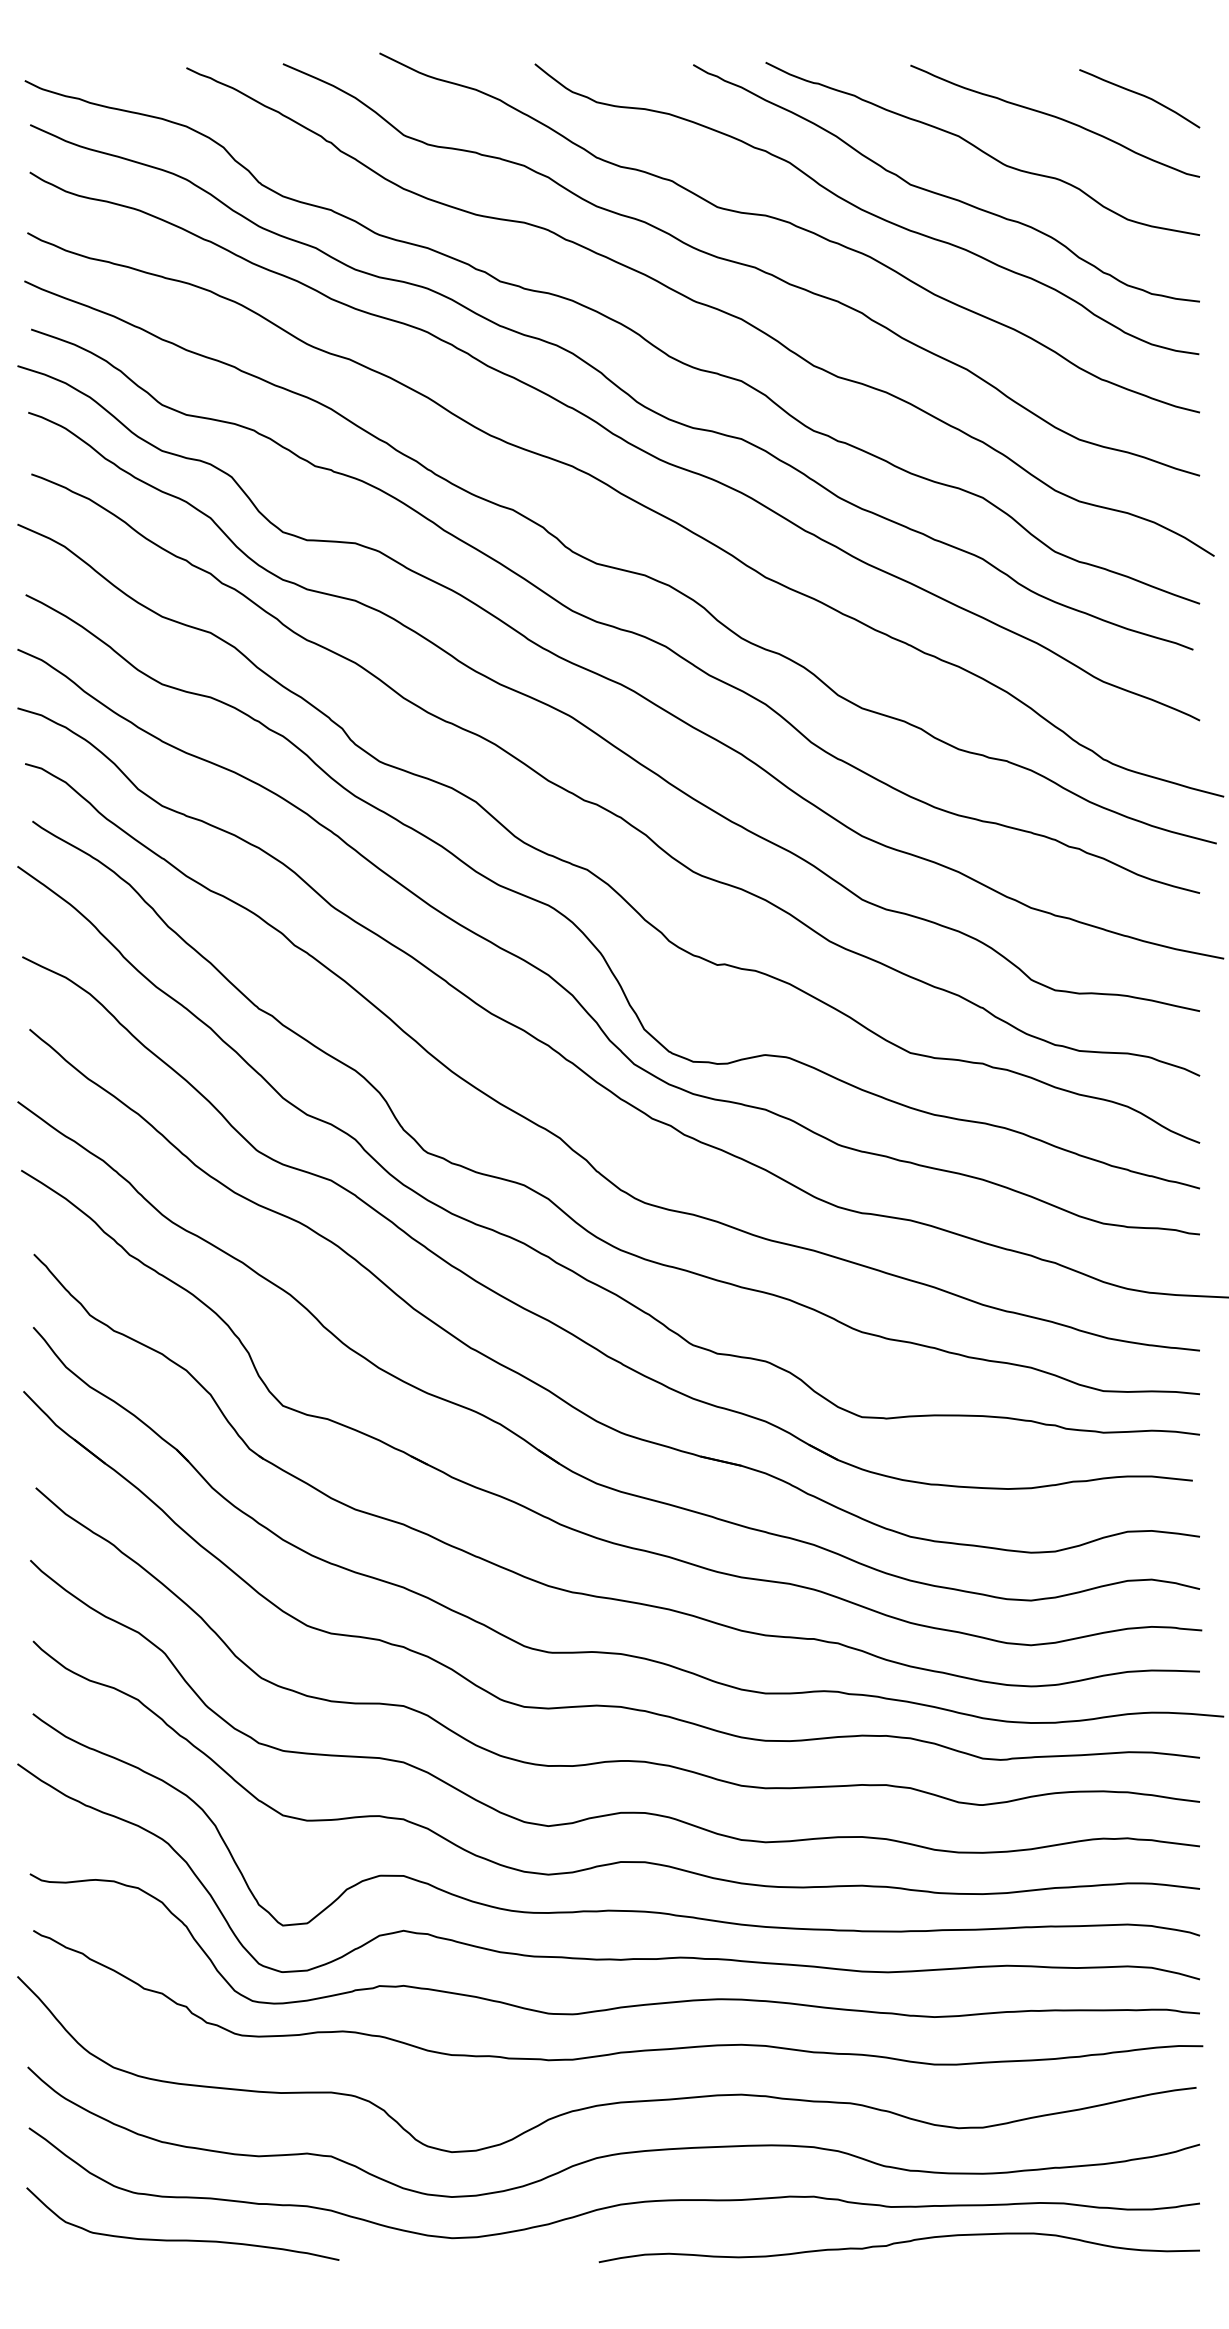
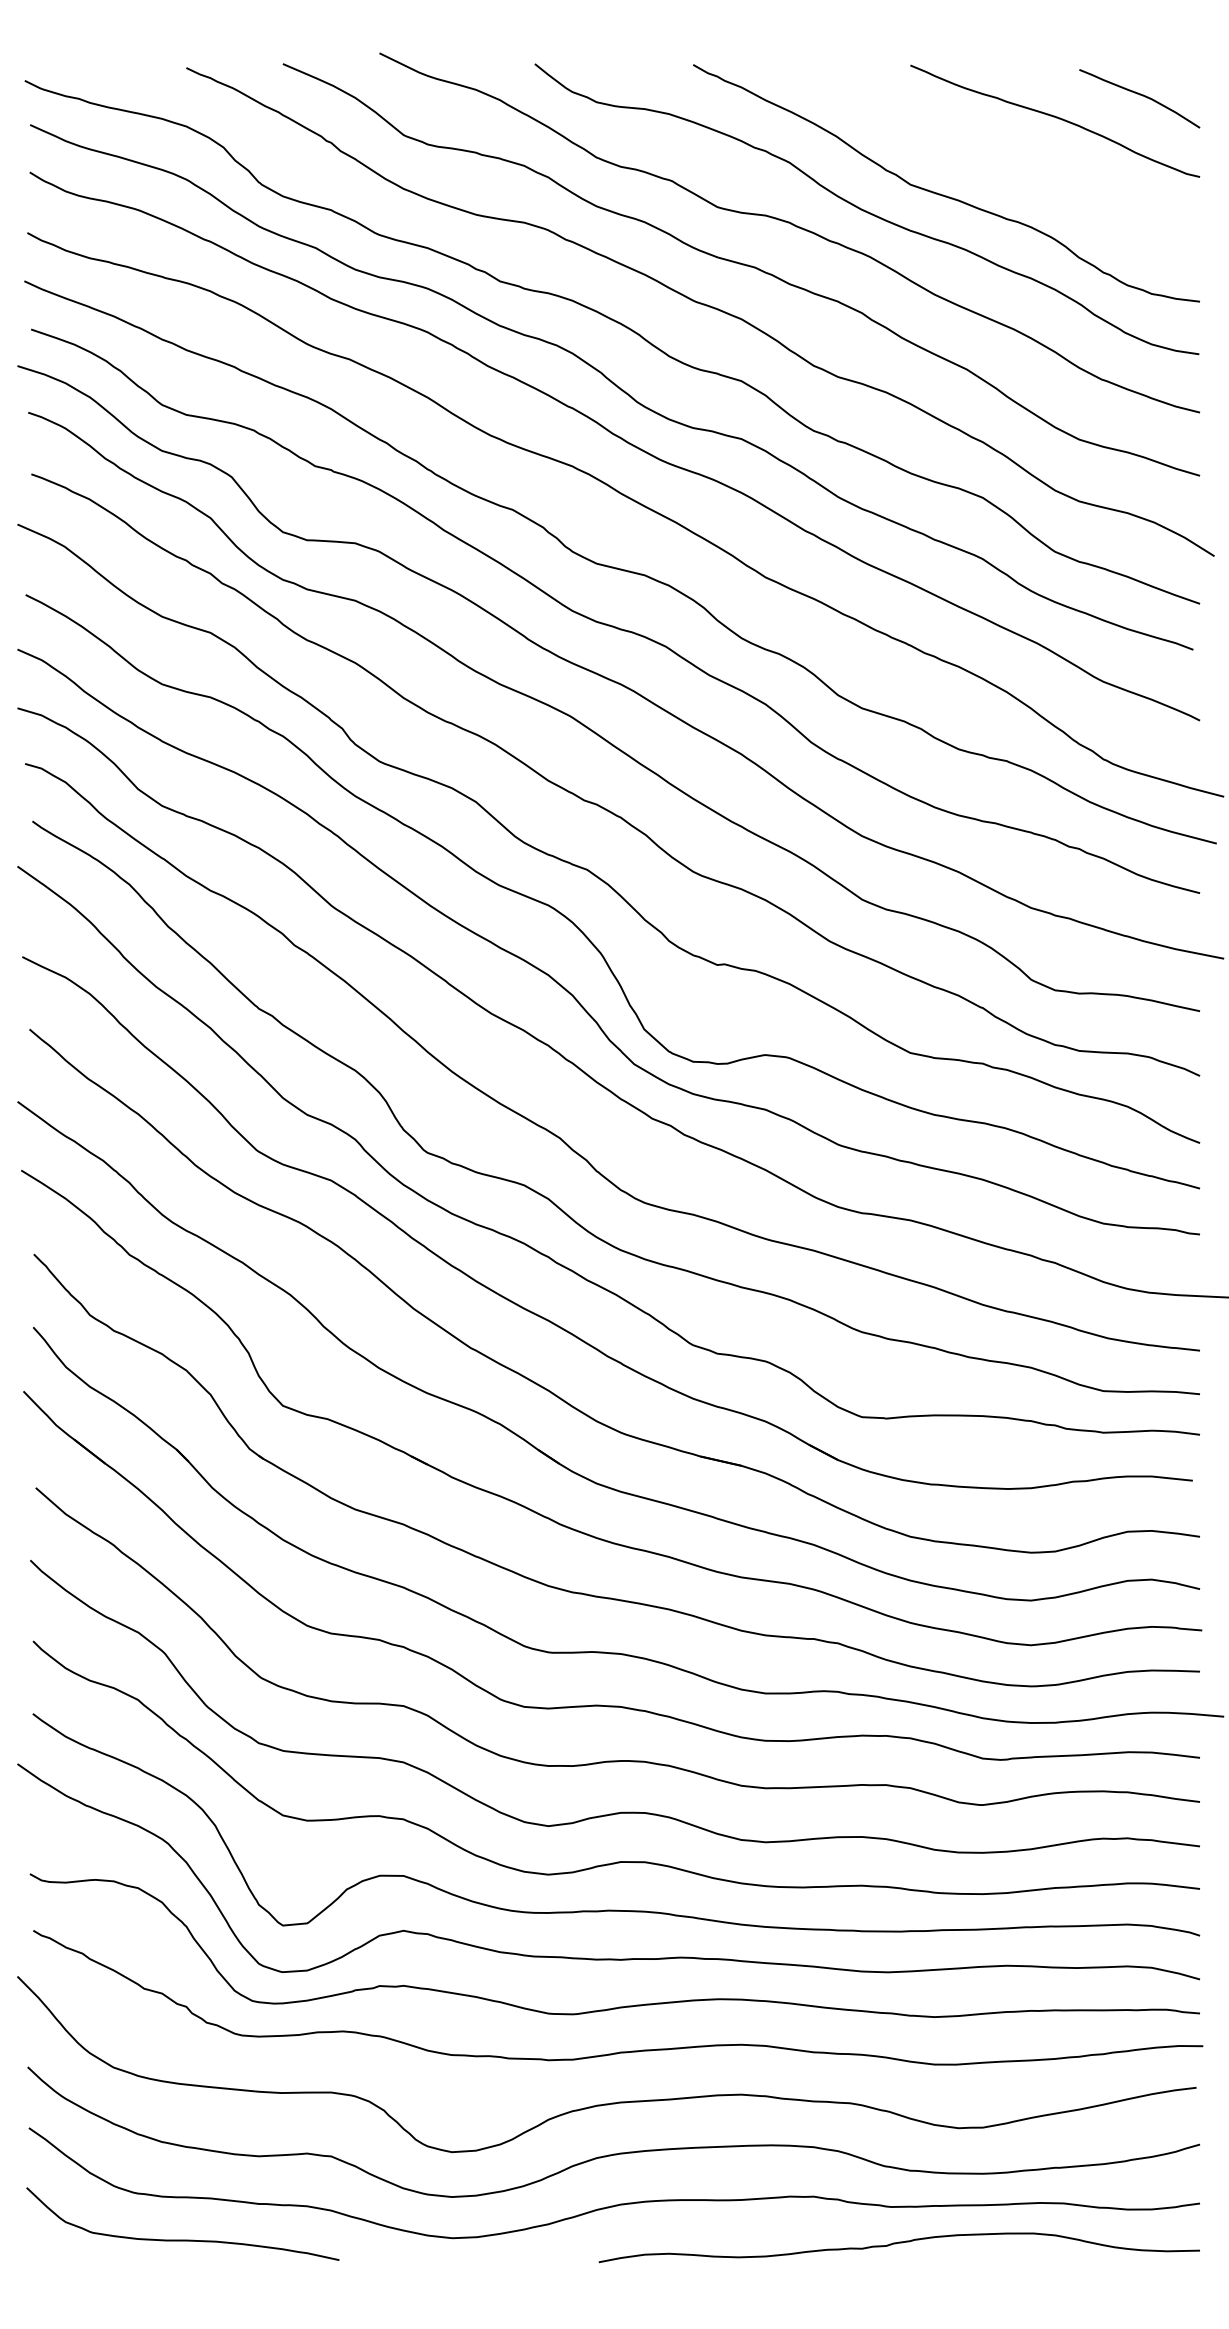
curve: present -> none (981, 149)
